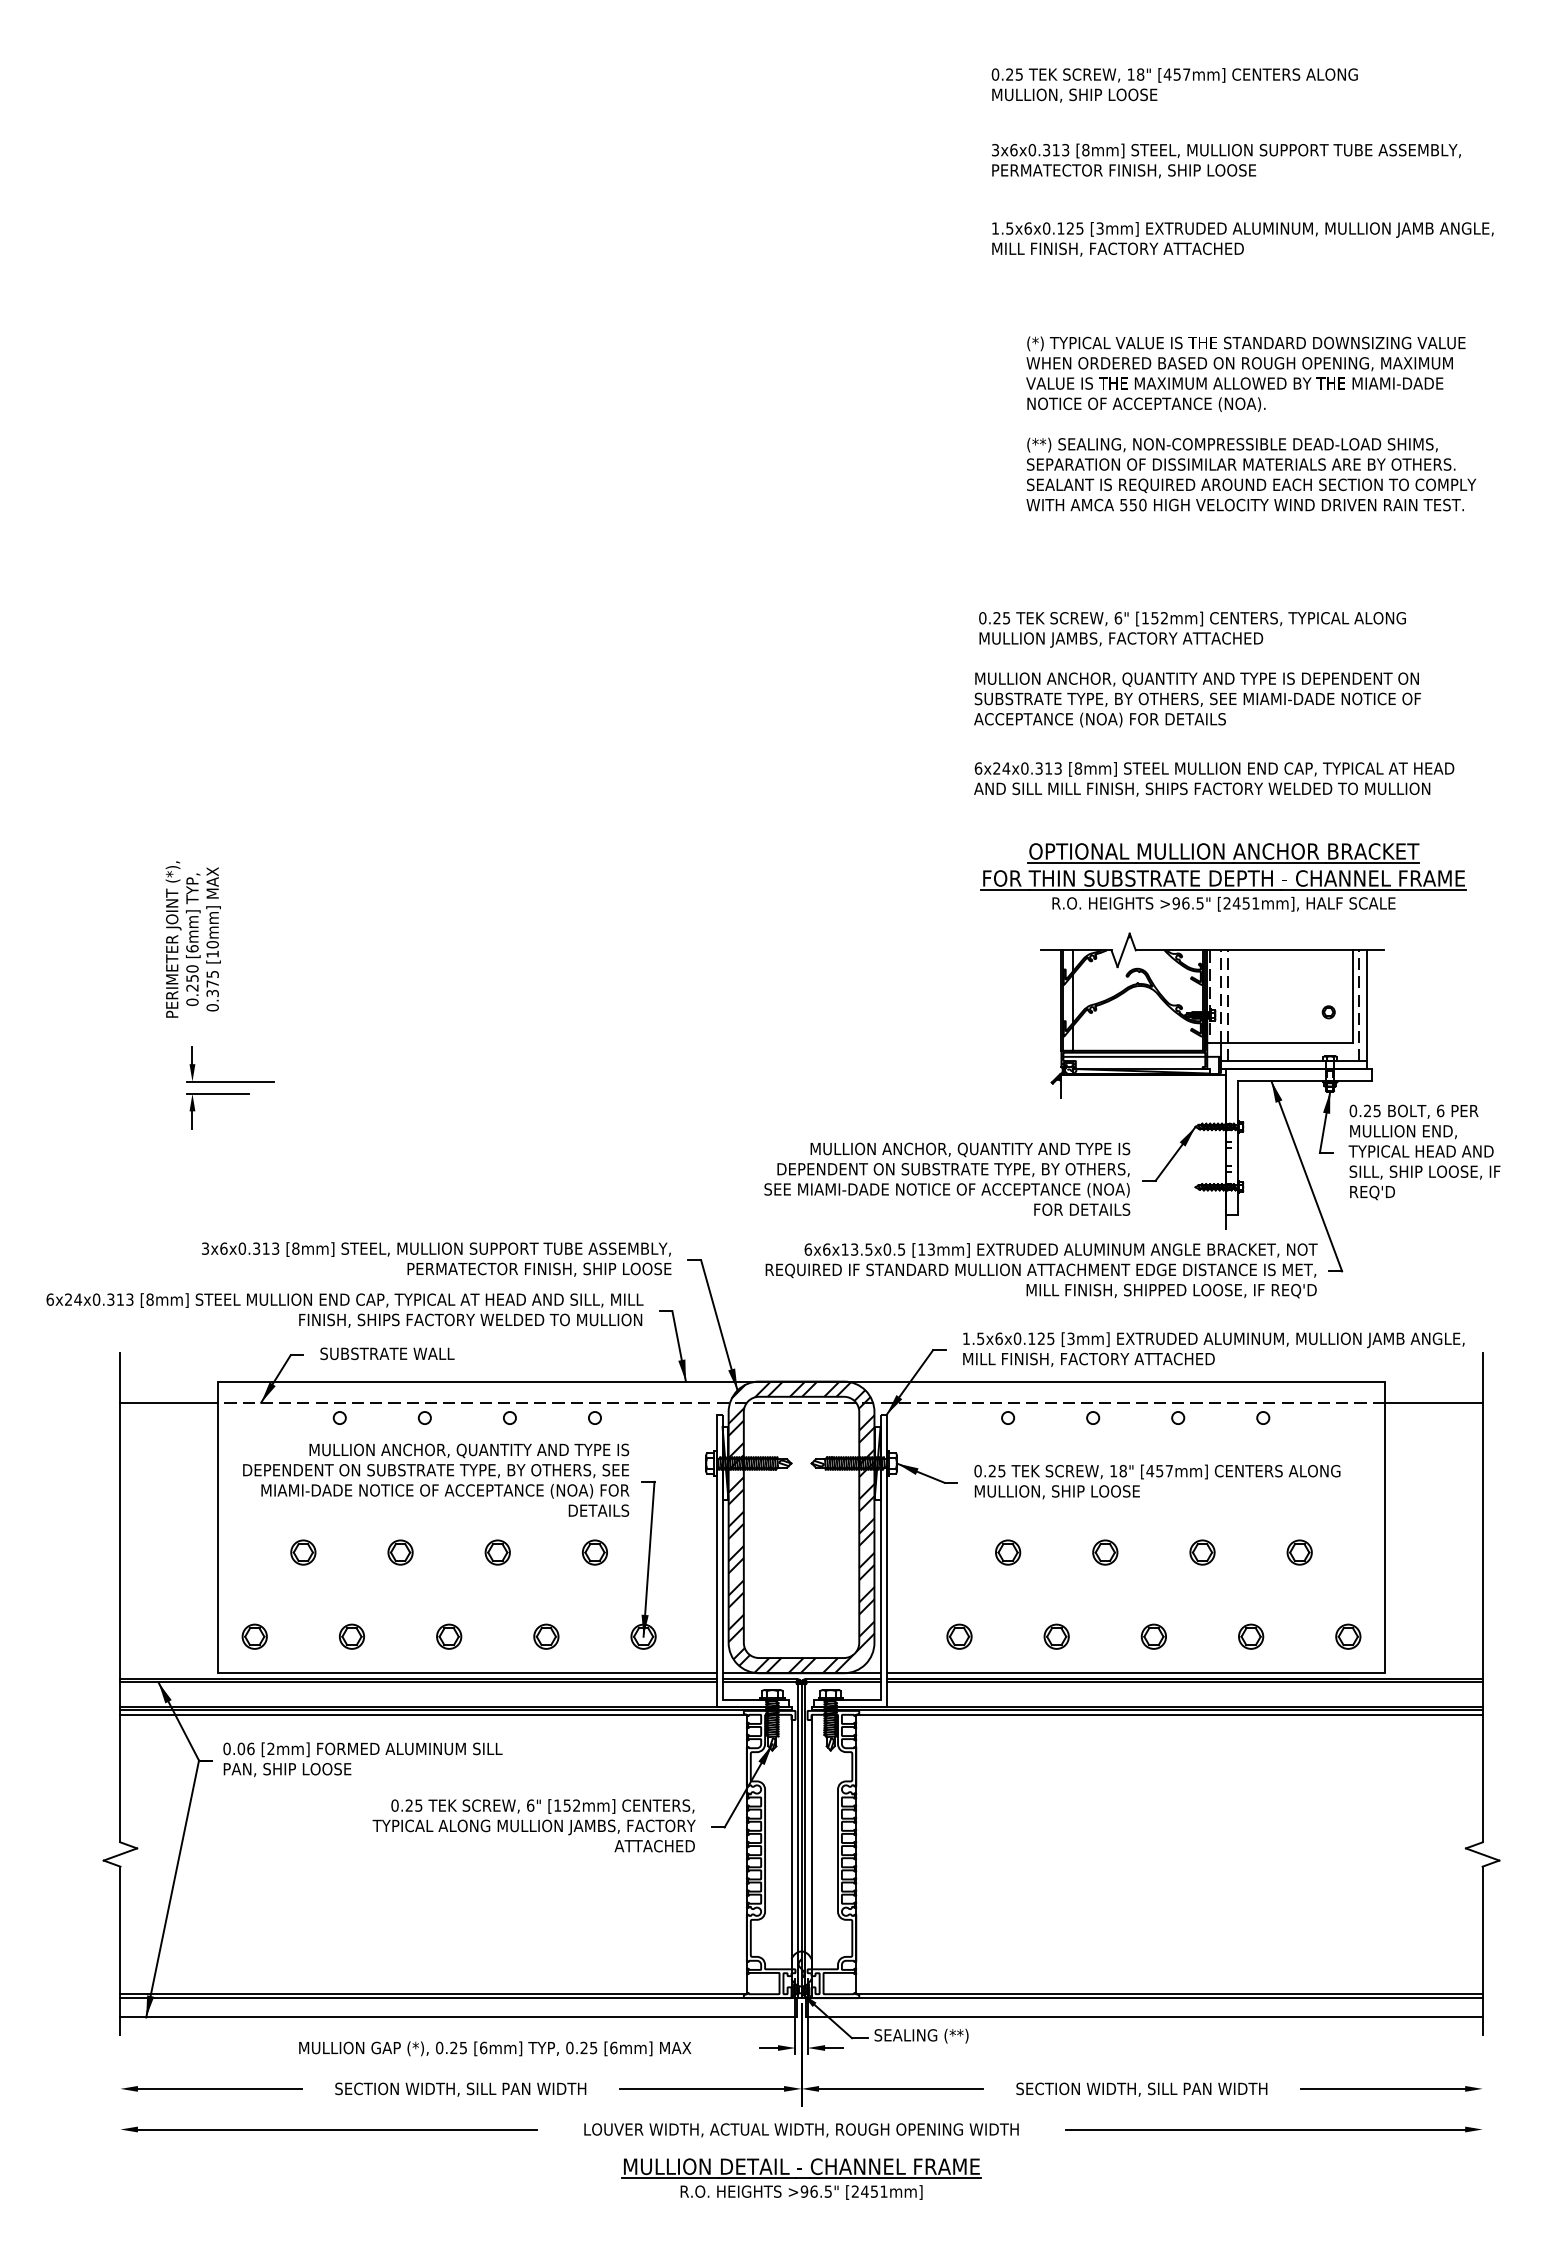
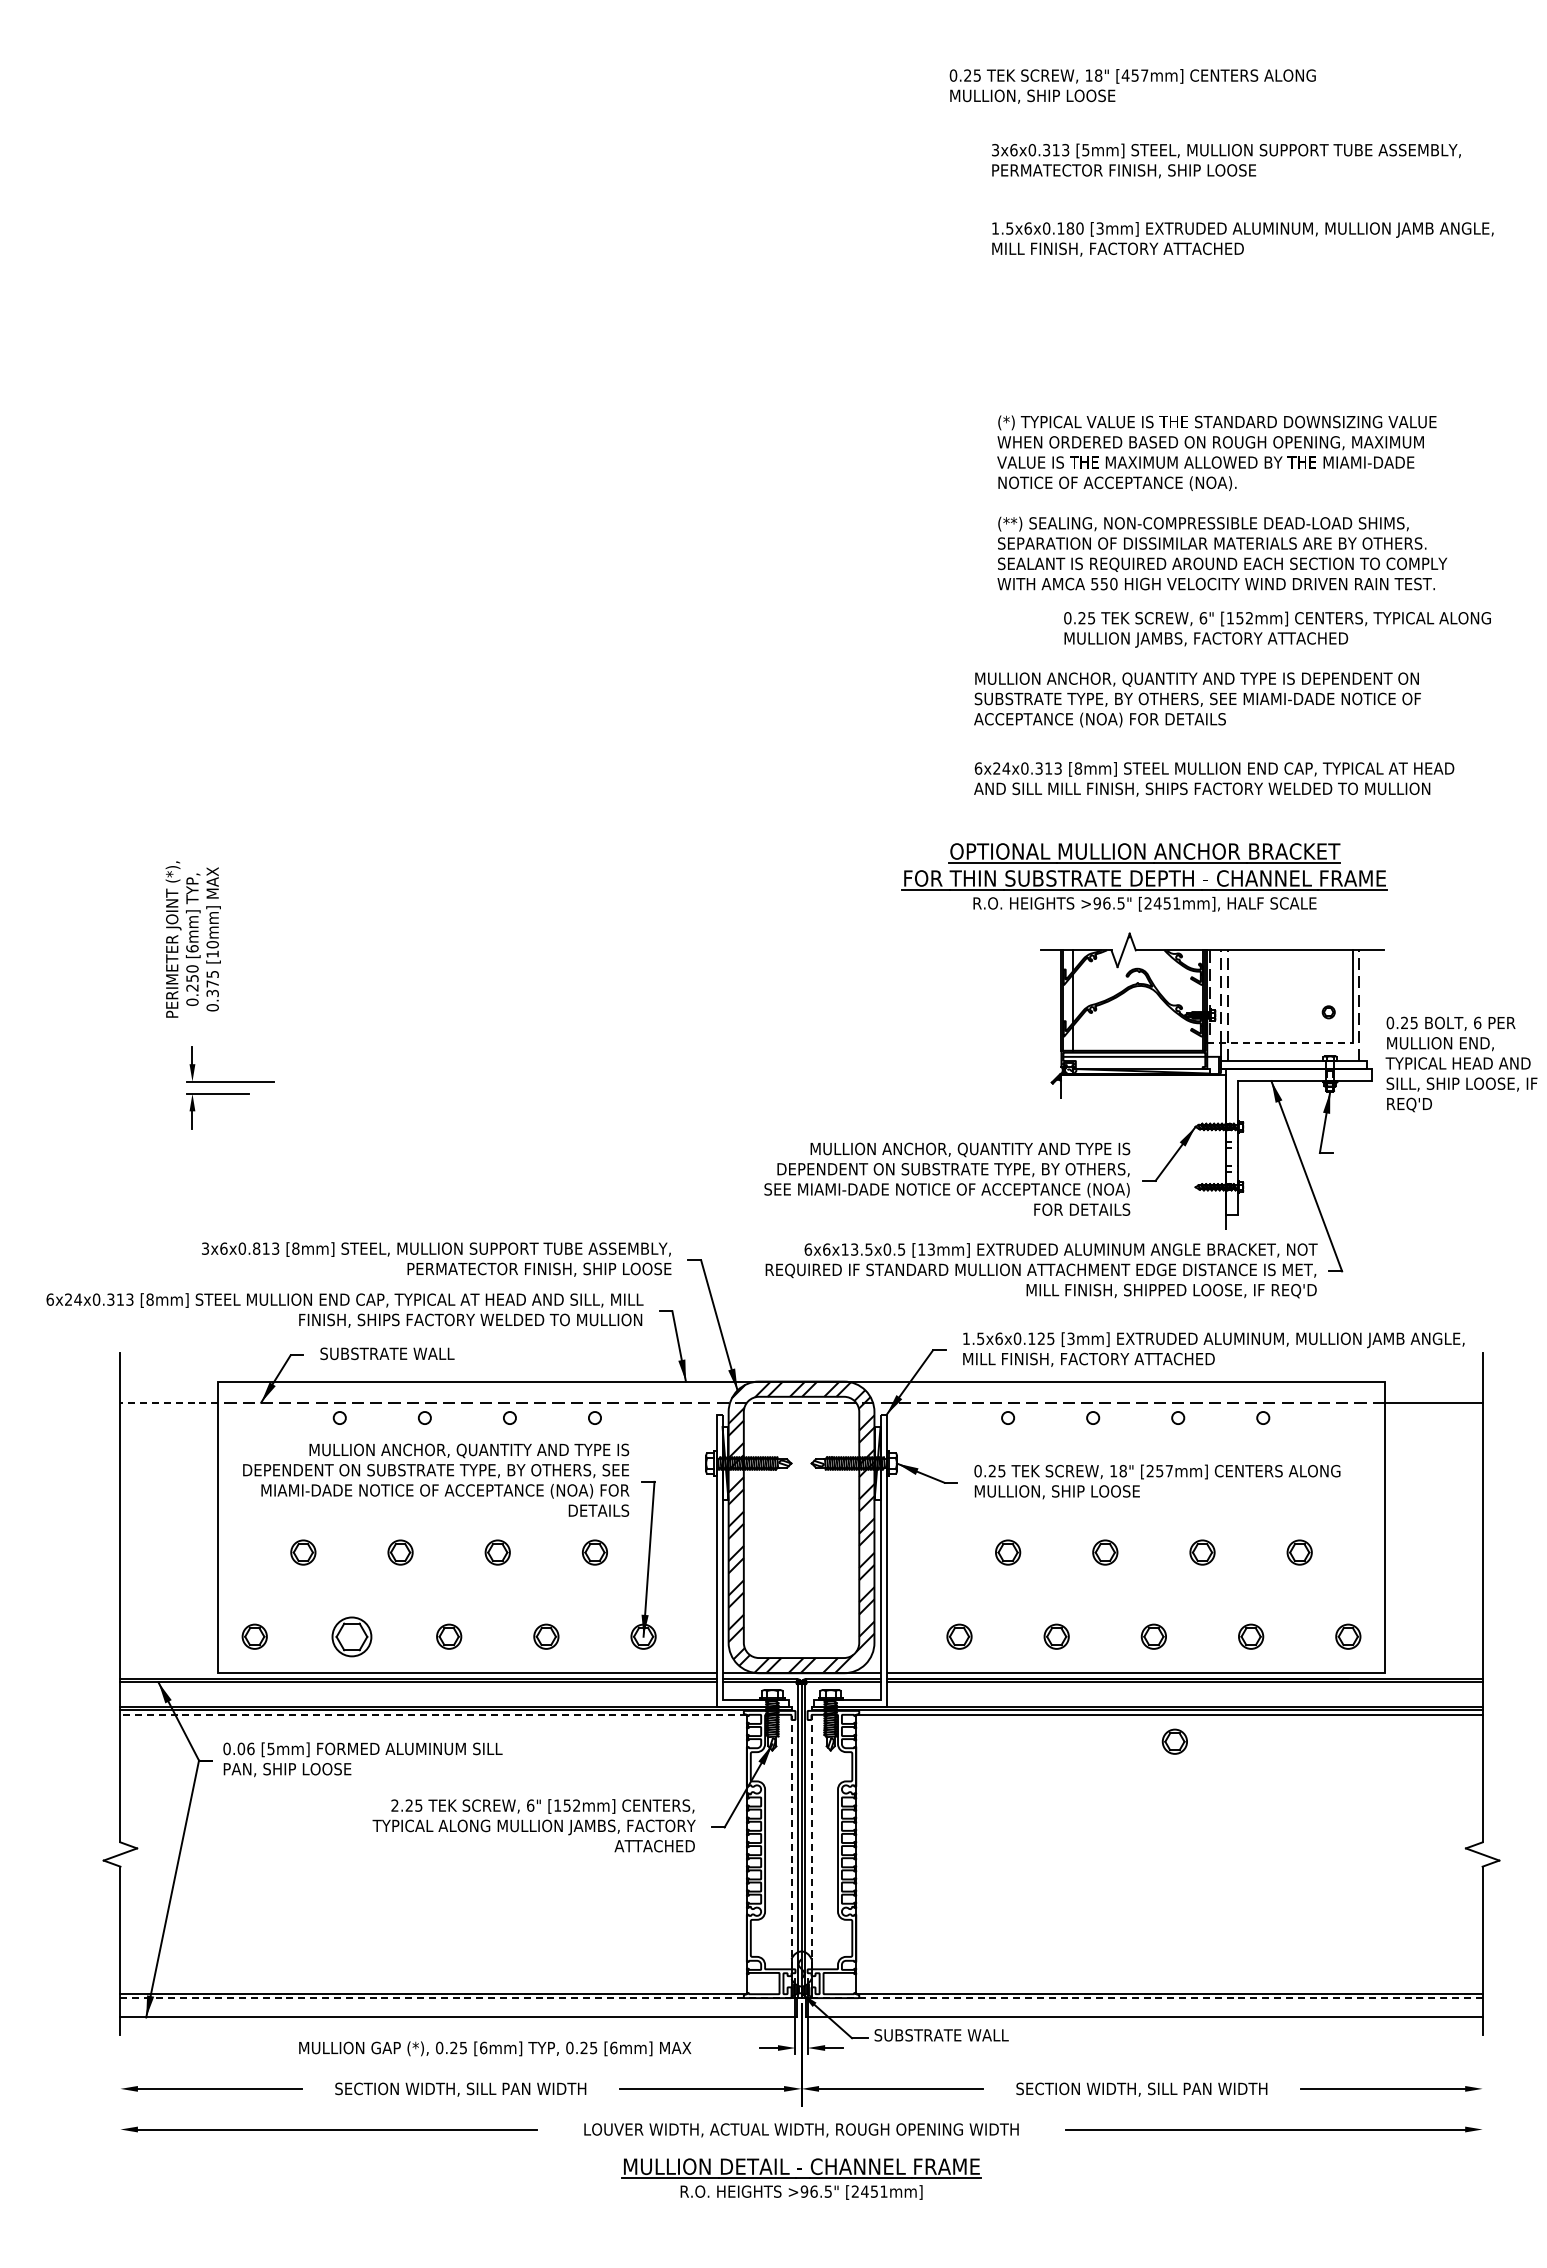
text position: (1174, 85) -> (1132, 86) (1132, 86)
text: [8mm] -> [5mm] (1085, 150)
text: 1.5x6x0.125 -> 1.5x6x0.180 (1074, 228)
text position: (1250, 423) -> (1221, 502) (1221, 502)
text position: (1192, 629) -> (1277, 629) (1277, 629)
part position: (1223, 877) -> (1144, 877) (1144, 877)
line: present -> none (1366, 1005)
line: solid -> dashed (1280, 1042)
text position: (1424, 1152) -> (1461, 1064) (1461, 1064)
text: 3x6x0.313 -> 3x6x0.813 (256, 1248)
line: solid -> dashed (169, 1402)
text: [457mm] -> [257mm] (1150, 1470)
part size: 26x27 px -> 42x42 px (351, 1636)
line: solid -> dashed (433, 1715)
part: none -> present (1174, 1741)
text: [2mm] -> [5mm] (270, 1748)
text: 0.25 -> 2.25 (394, 1805)
line: solid -> dashed (791, 1842)
line: solid -> dashed (811, 1842)
line: solid -> dashed (455, 1998)
line: solid -> dashed (1147, 1998)
text: SEALING (**) -> SUBSTRATE WALL (946, 2035)
